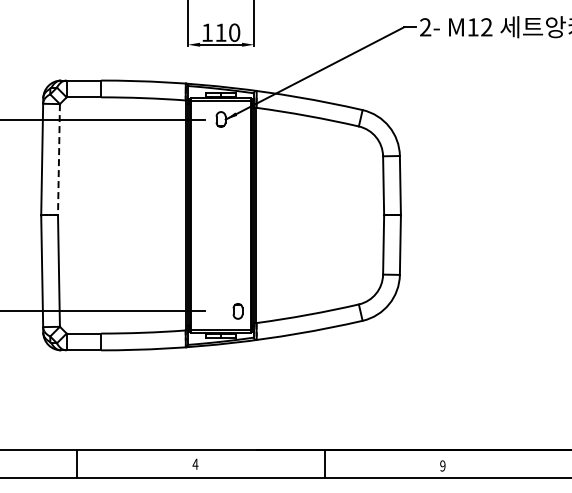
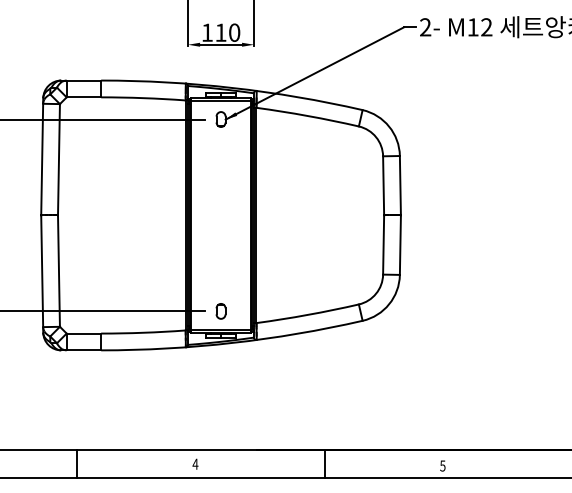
line: dashed -> solid (58, 159)
part position: (237, 311) -> (220, 311) (220, 311)
text: 9 -> 5 (442, 465)
